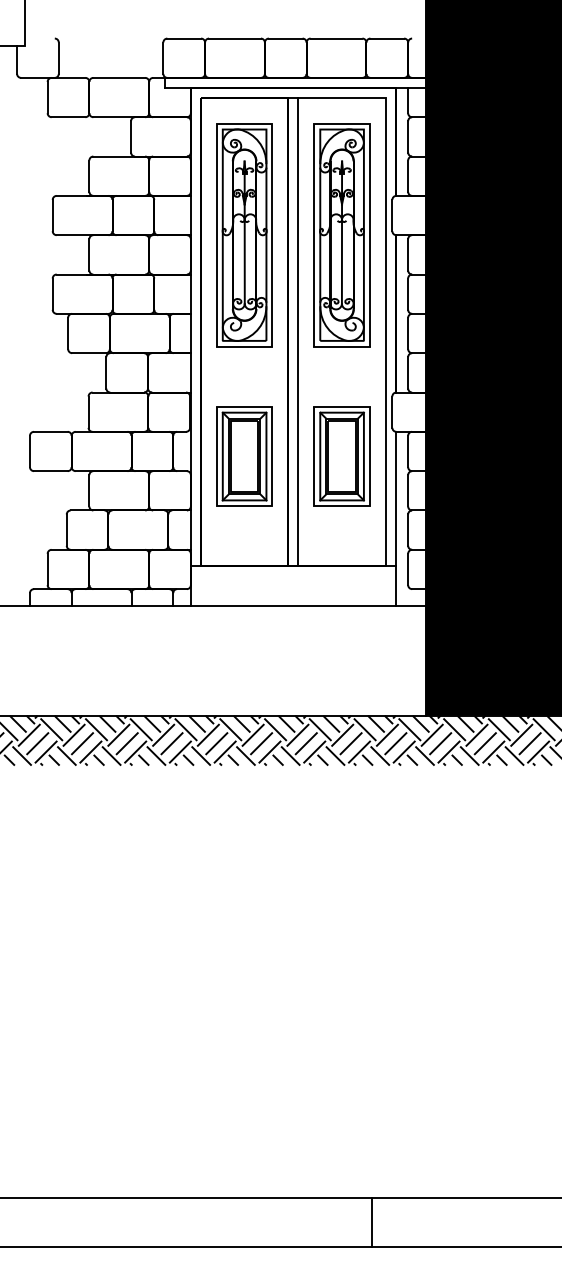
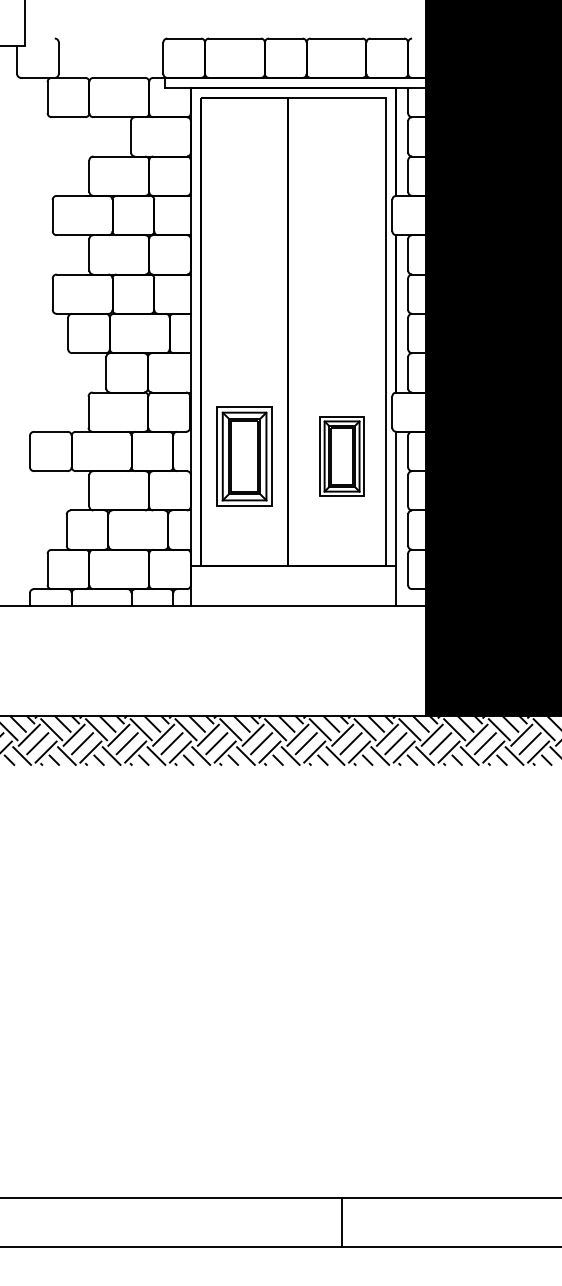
part: present -> none (244, 235)
part: present -> none (341, 235)
line: present -> none (298, 331)
part size: 58x101 px -> 46x81 px (341, 456)
line position: (371, 1222) -> (341, 1222) (341, 1222)
